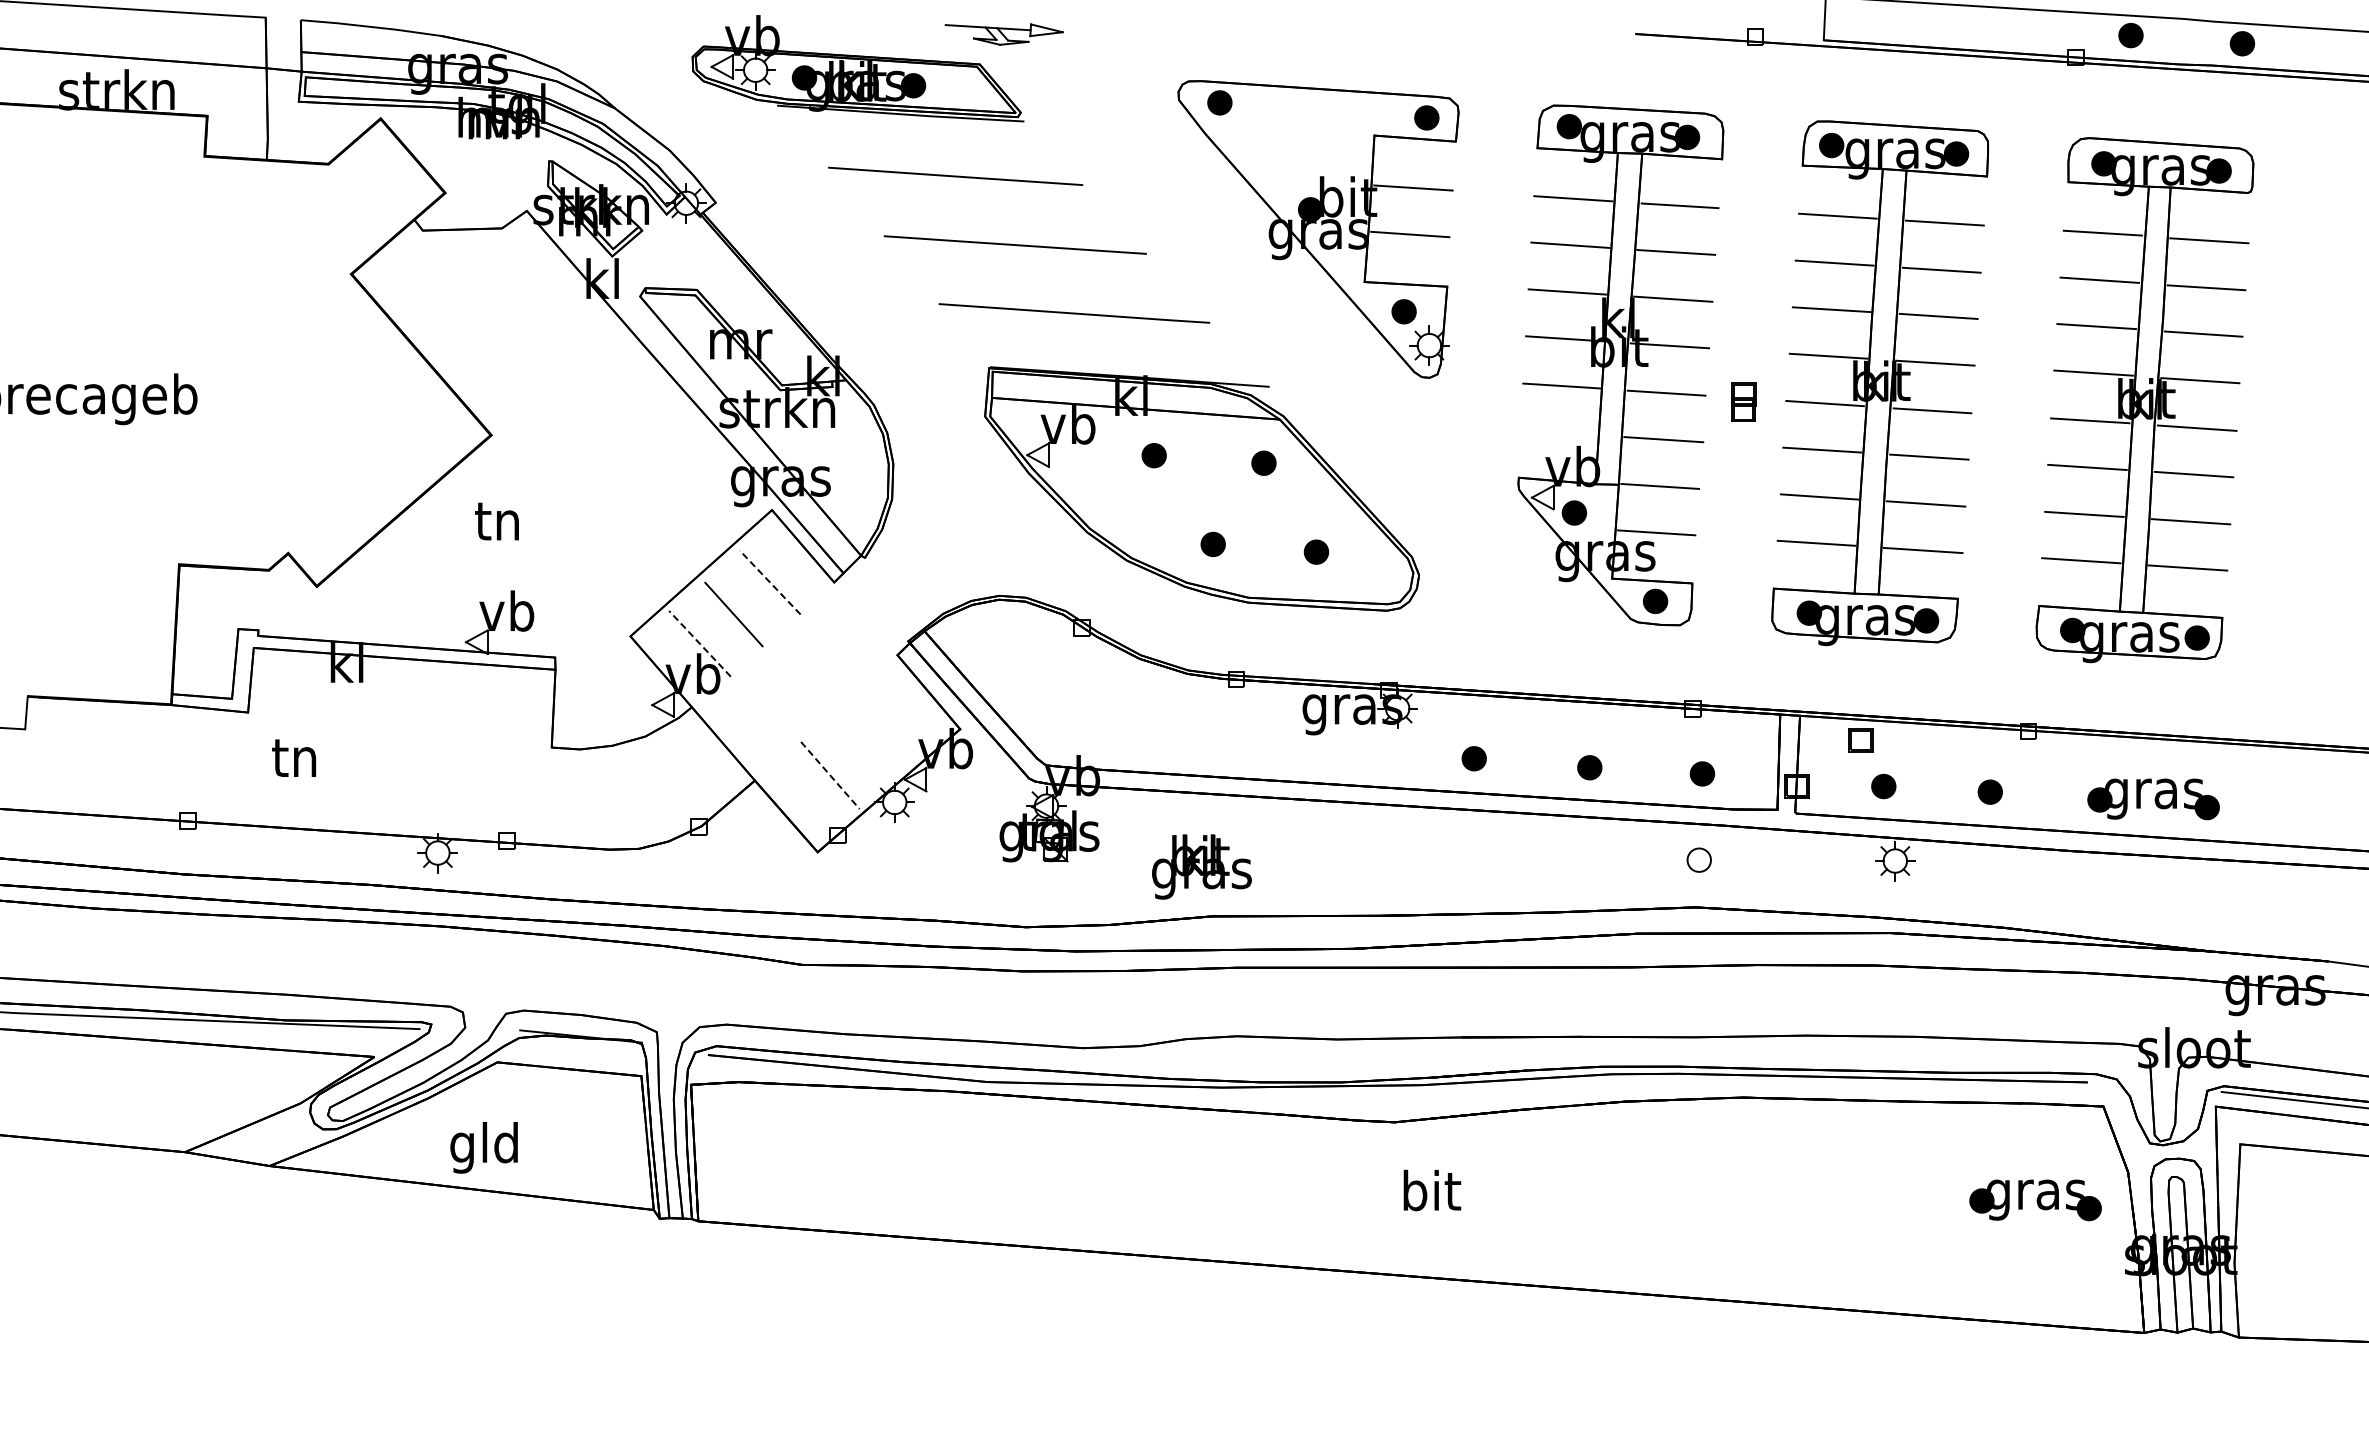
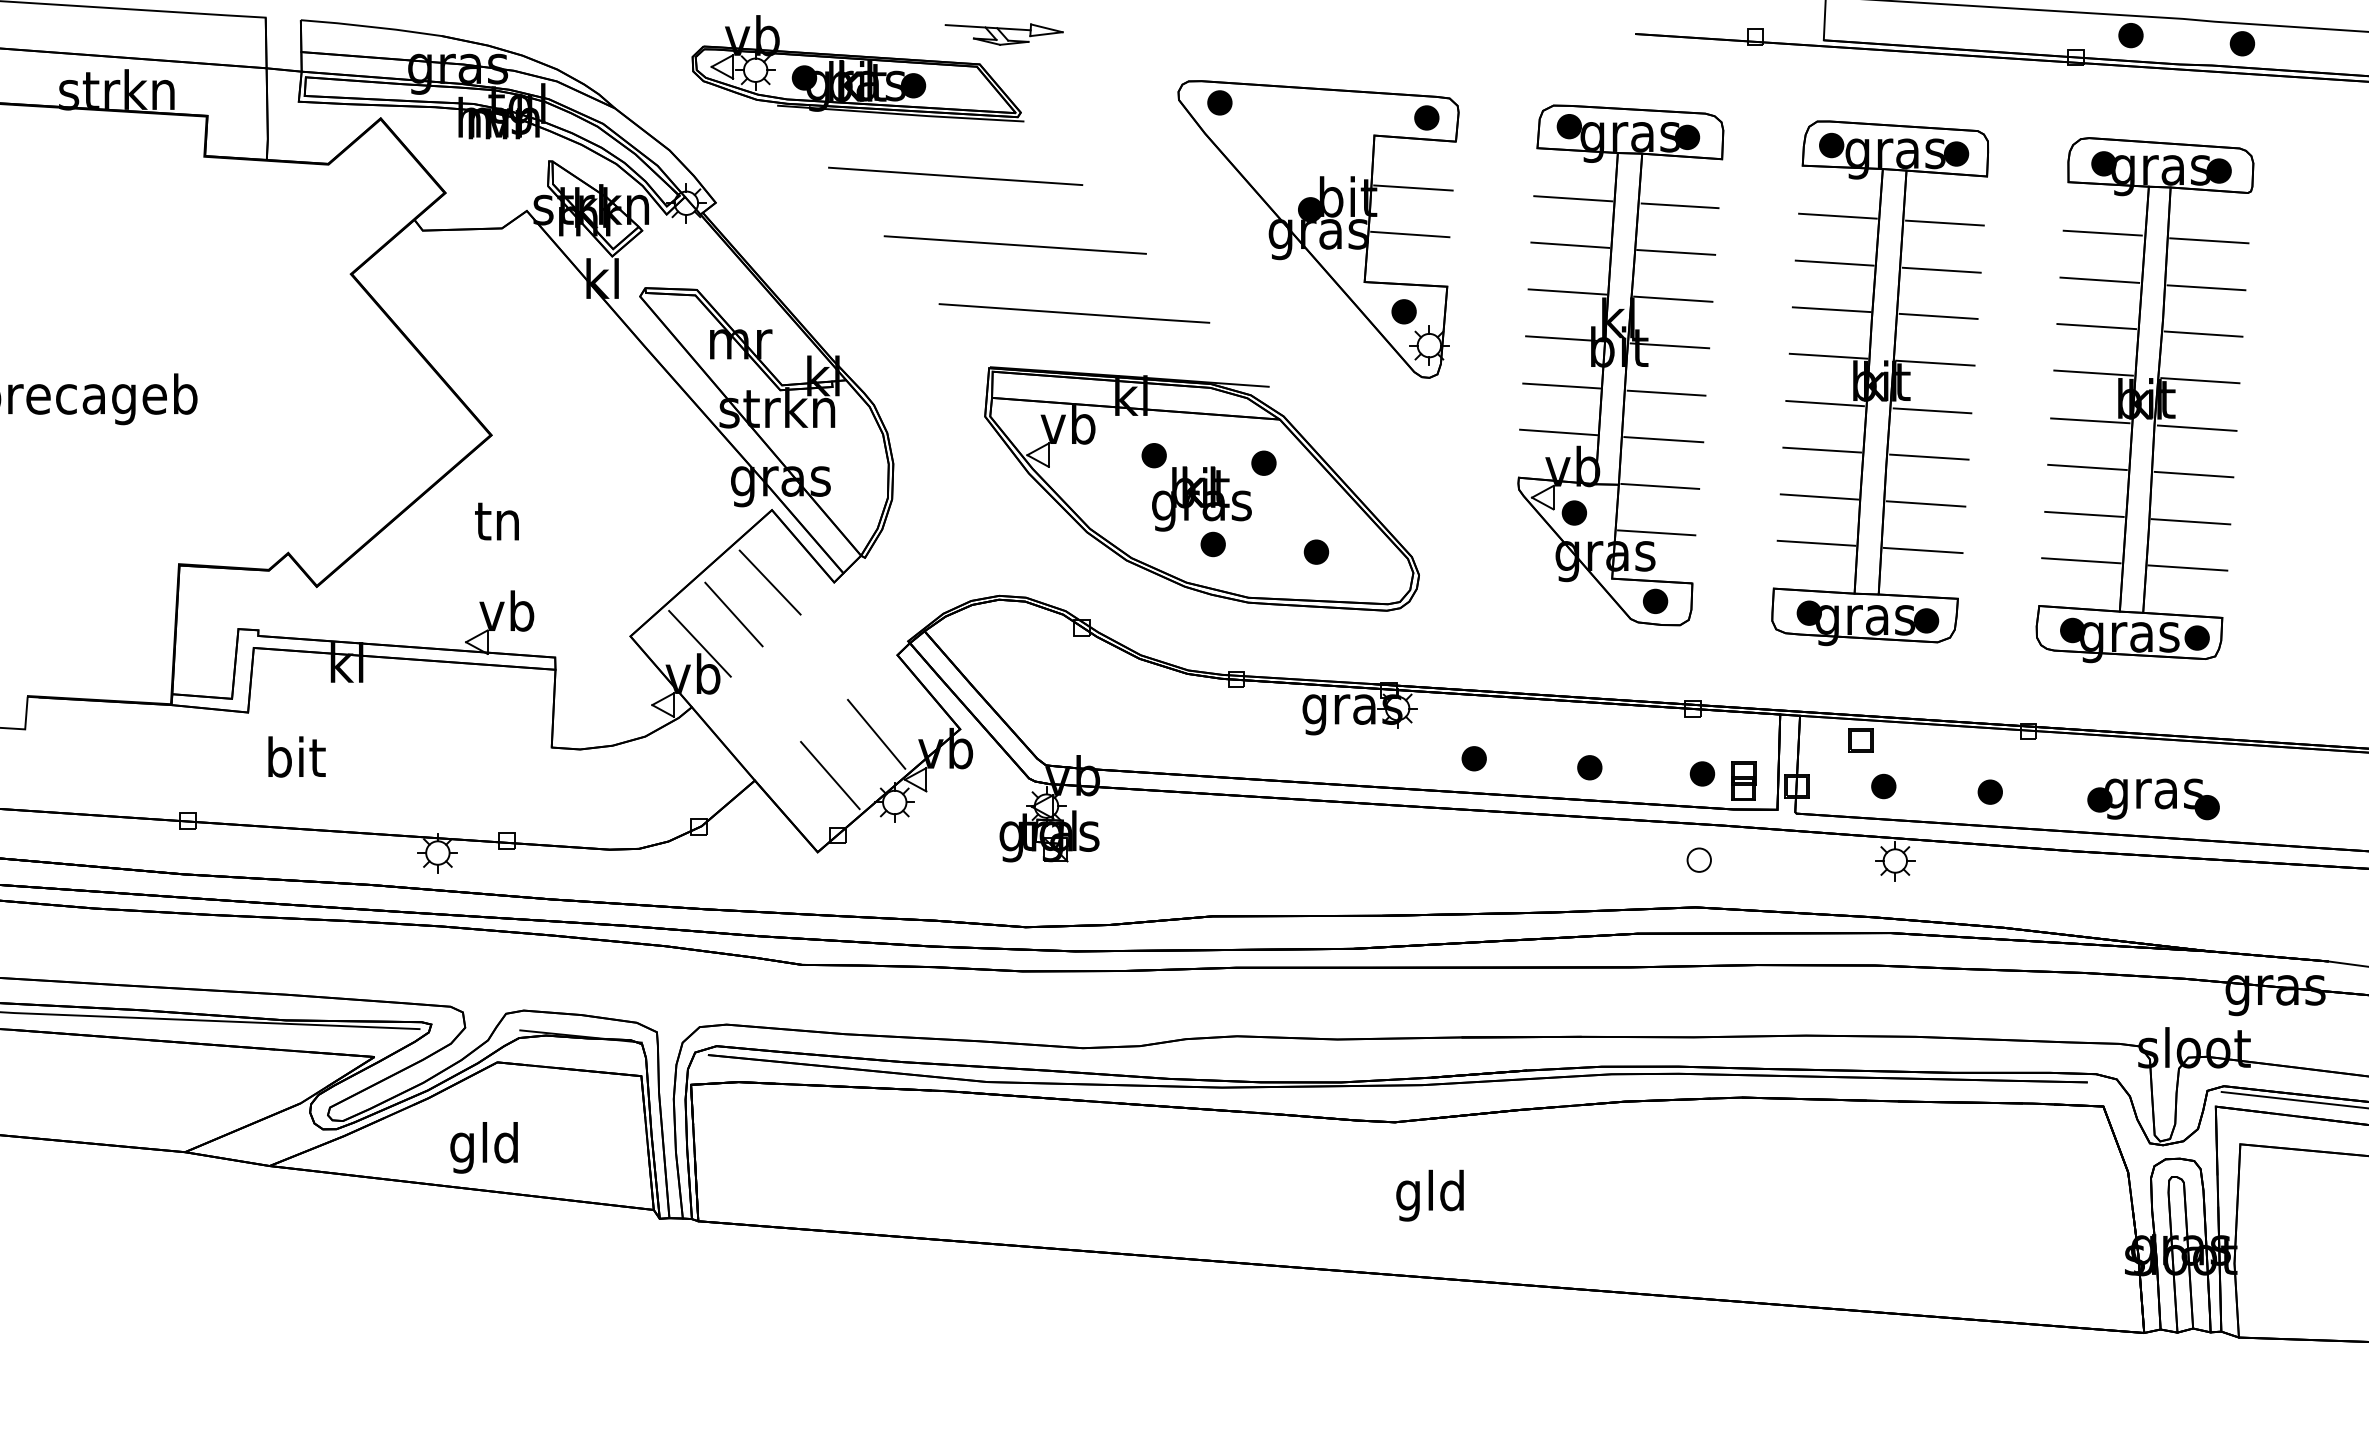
part position: (1743, 401) -> (1743, 780) (1743, 780)
line: none -> present (1558, 432)
line: dashed -> solid (769, 582)
line: dashed -> solid (699, 643)
line: none -> present (876, 733)
text: tn -> bit (296, 756)
line: dashed -> solid (830, 775)
text position: (1201, 866) -> (1201, 498) (1201, 498)
text: bit -> gld (1429, 1195)
part: present -> none (2035, 1200)
